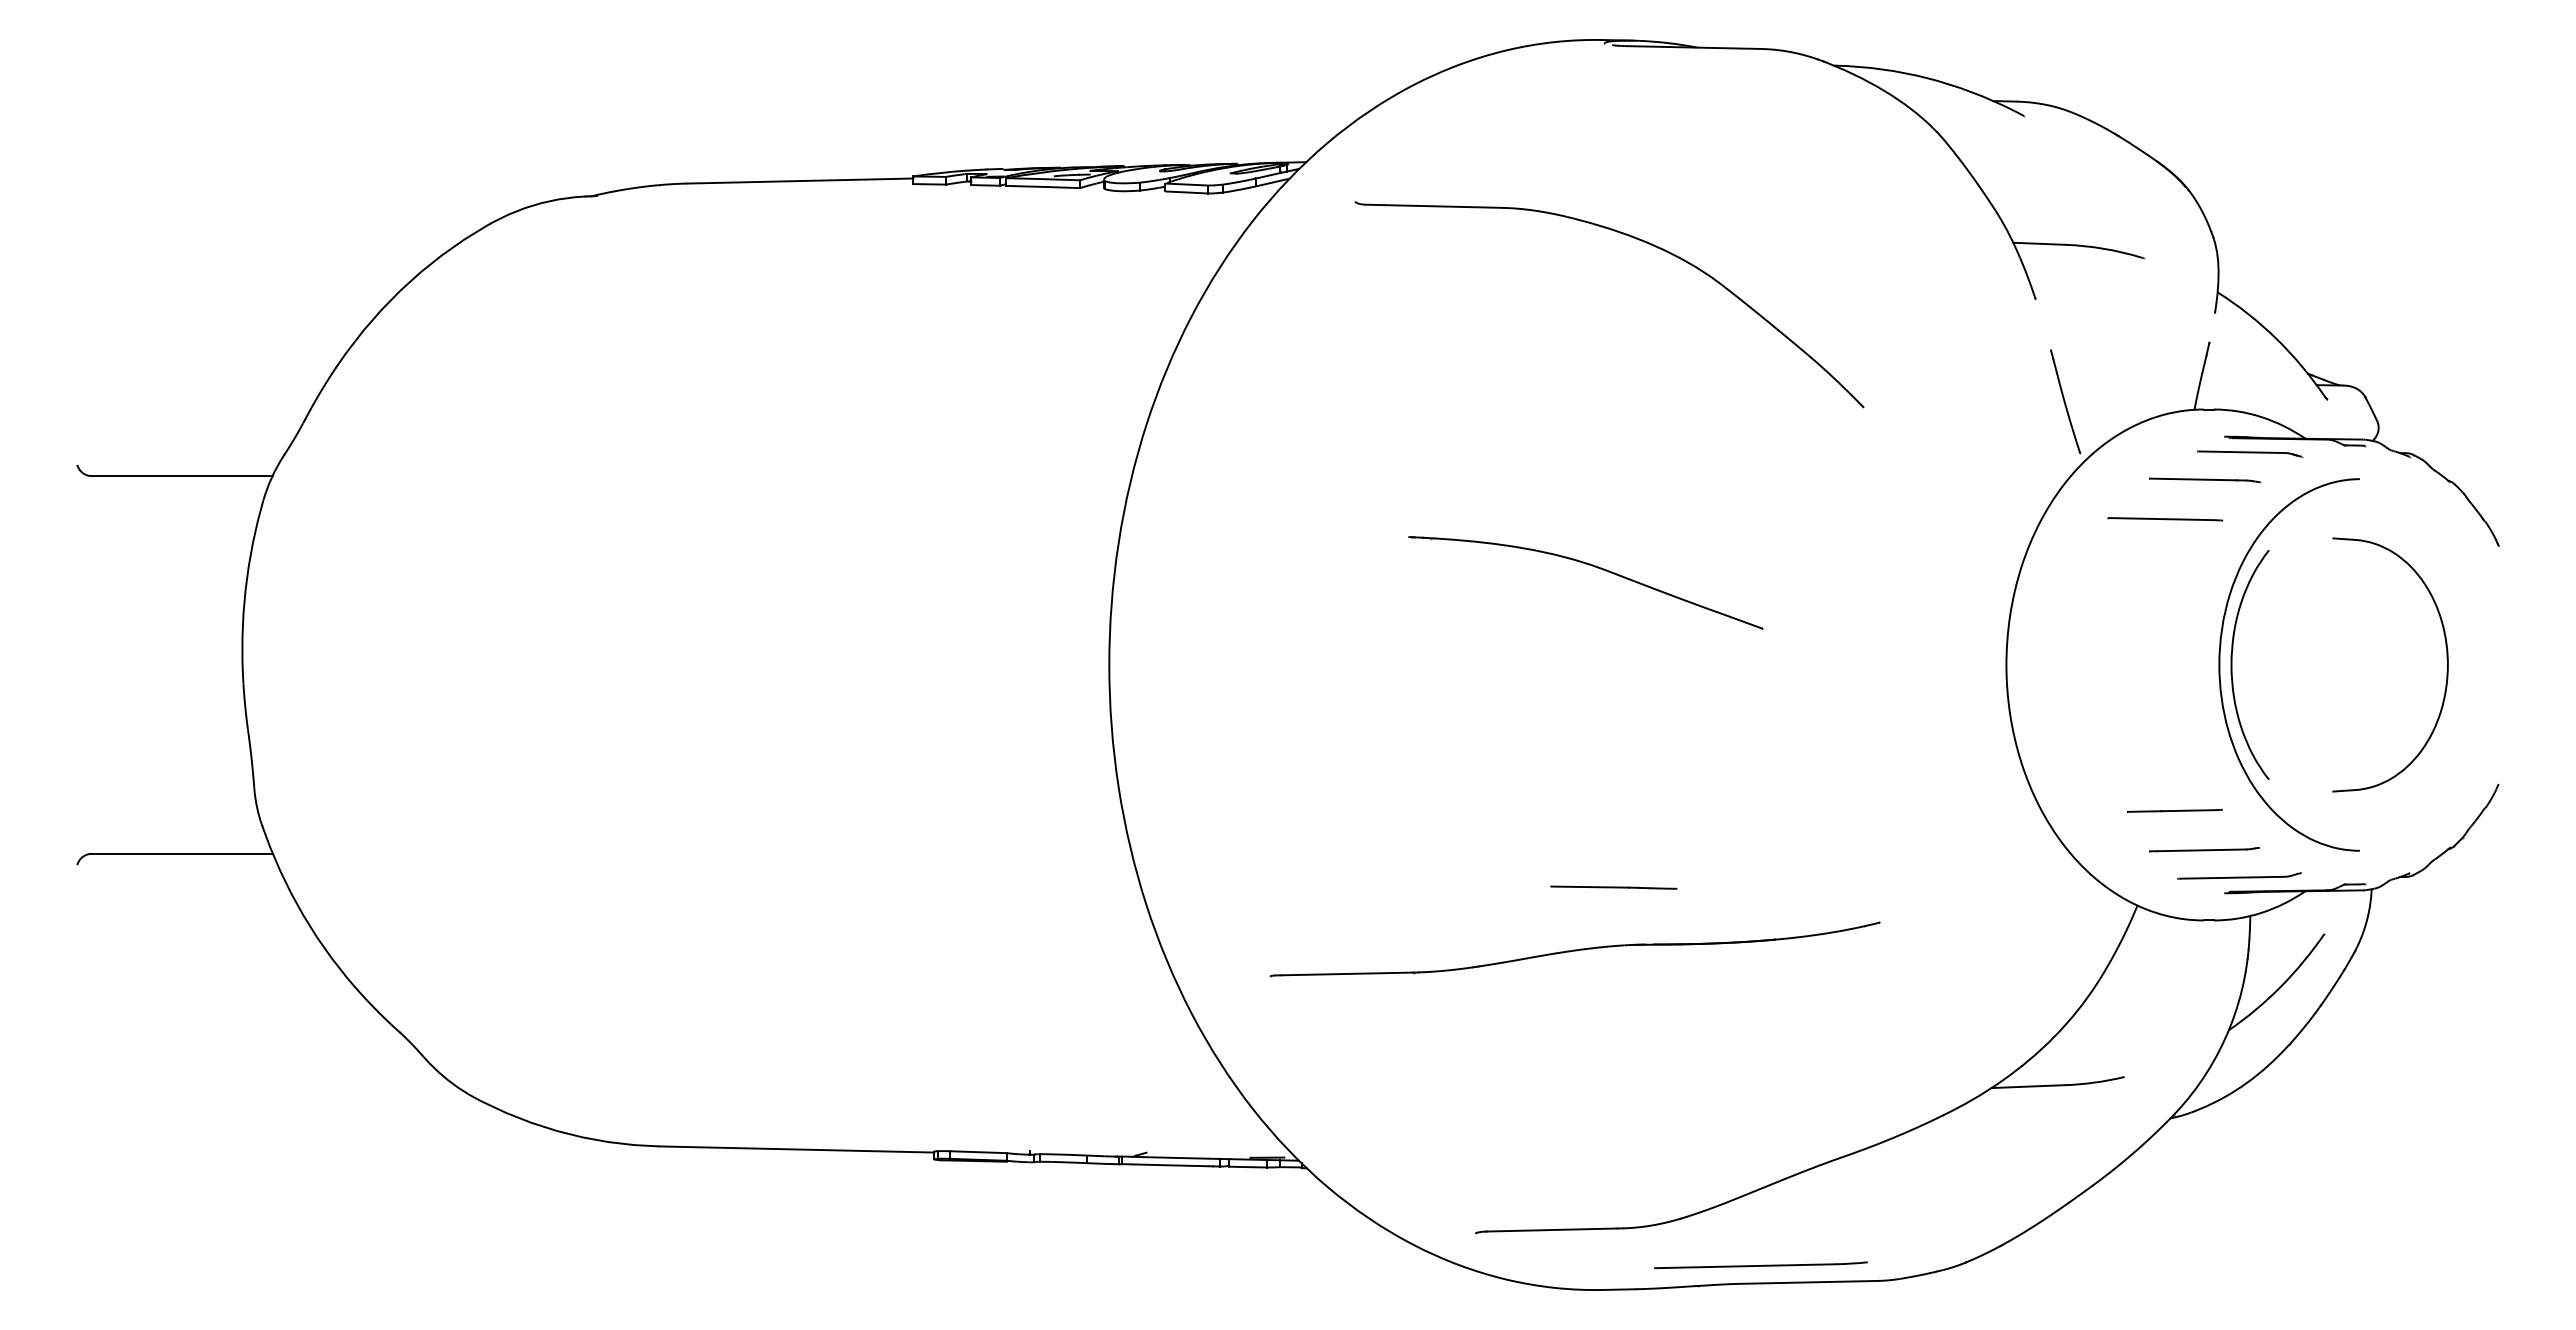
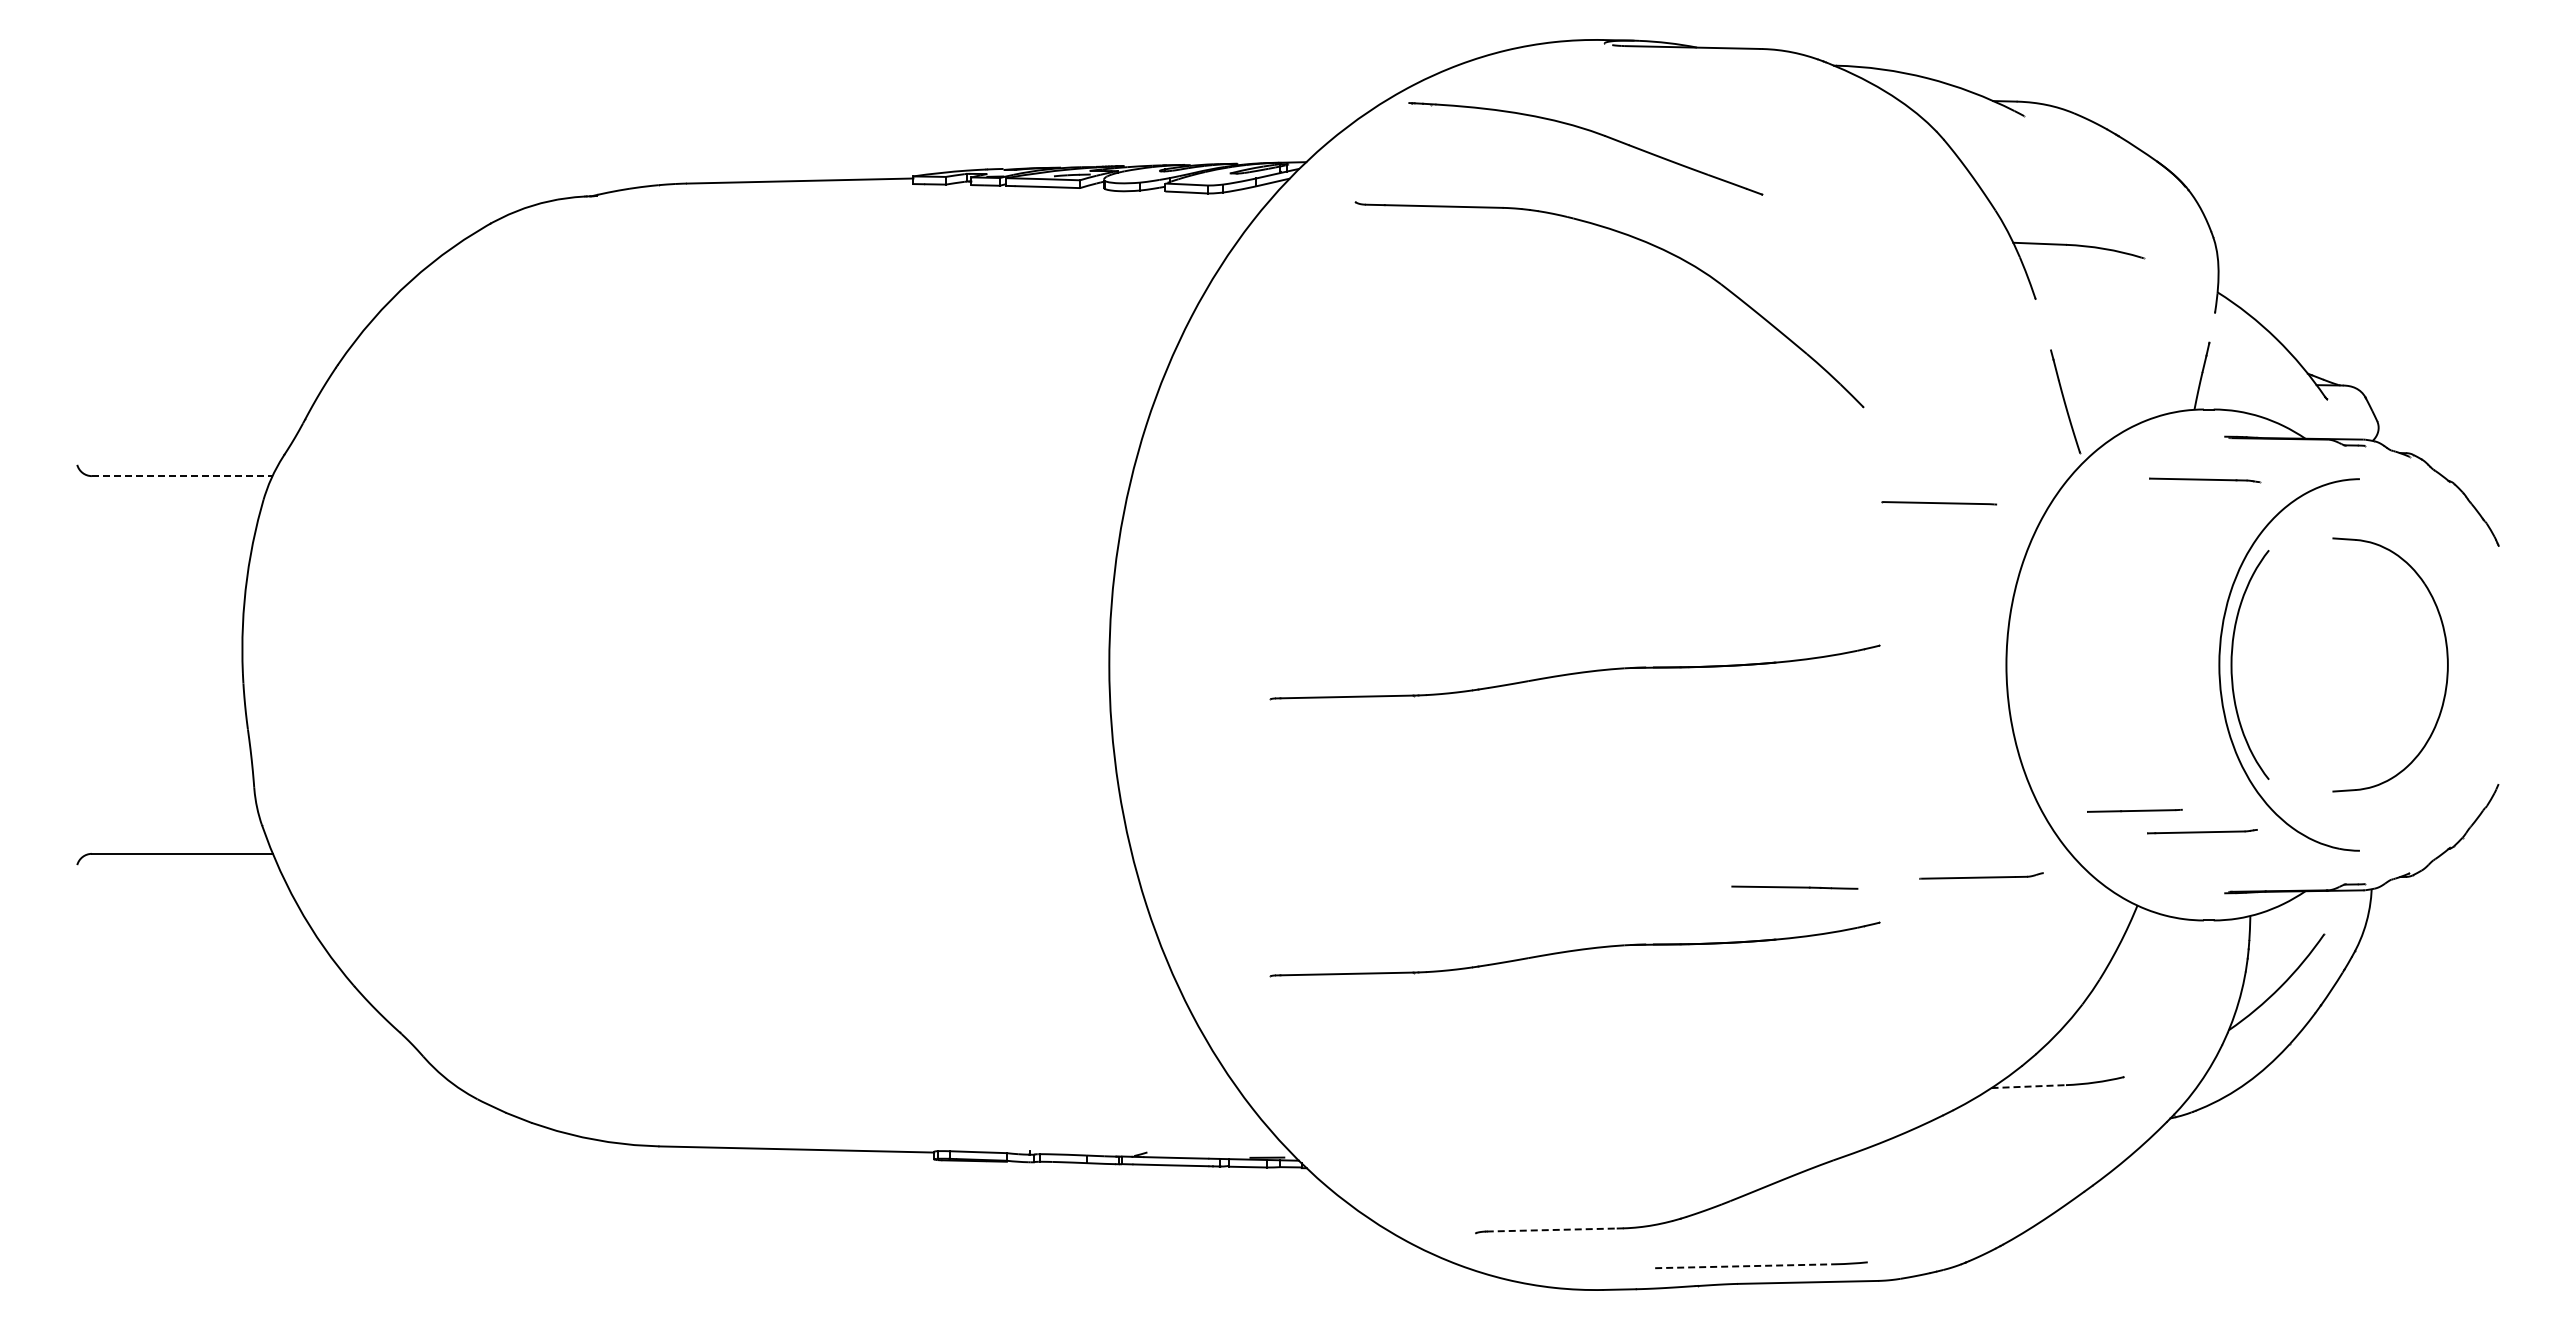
part: present -> none (2250, 454)
line: solid -> dashed (182, 476)
line position: (2165, 519) -> (1939, 503) (1939, 503)
part position: (1591, 566) -> (1591, 132) (1591, 132)
part: none -> present (1574, 672)
line position: (2174, 810) -> (2134, 810) (2134, 810)
line position: (2204, 849) -> (2202, 831) (2202, 831)
part position: (2239, 875) -> (1981, 875) (1981, 875)
line position: (1613, 887) -> (1794, 887) (1794, 887)
line: solid -> dashed (2029, 1086)
line: solid -> dashed (1552, 1230)
line: solid -> dashed (1746, 1266)
